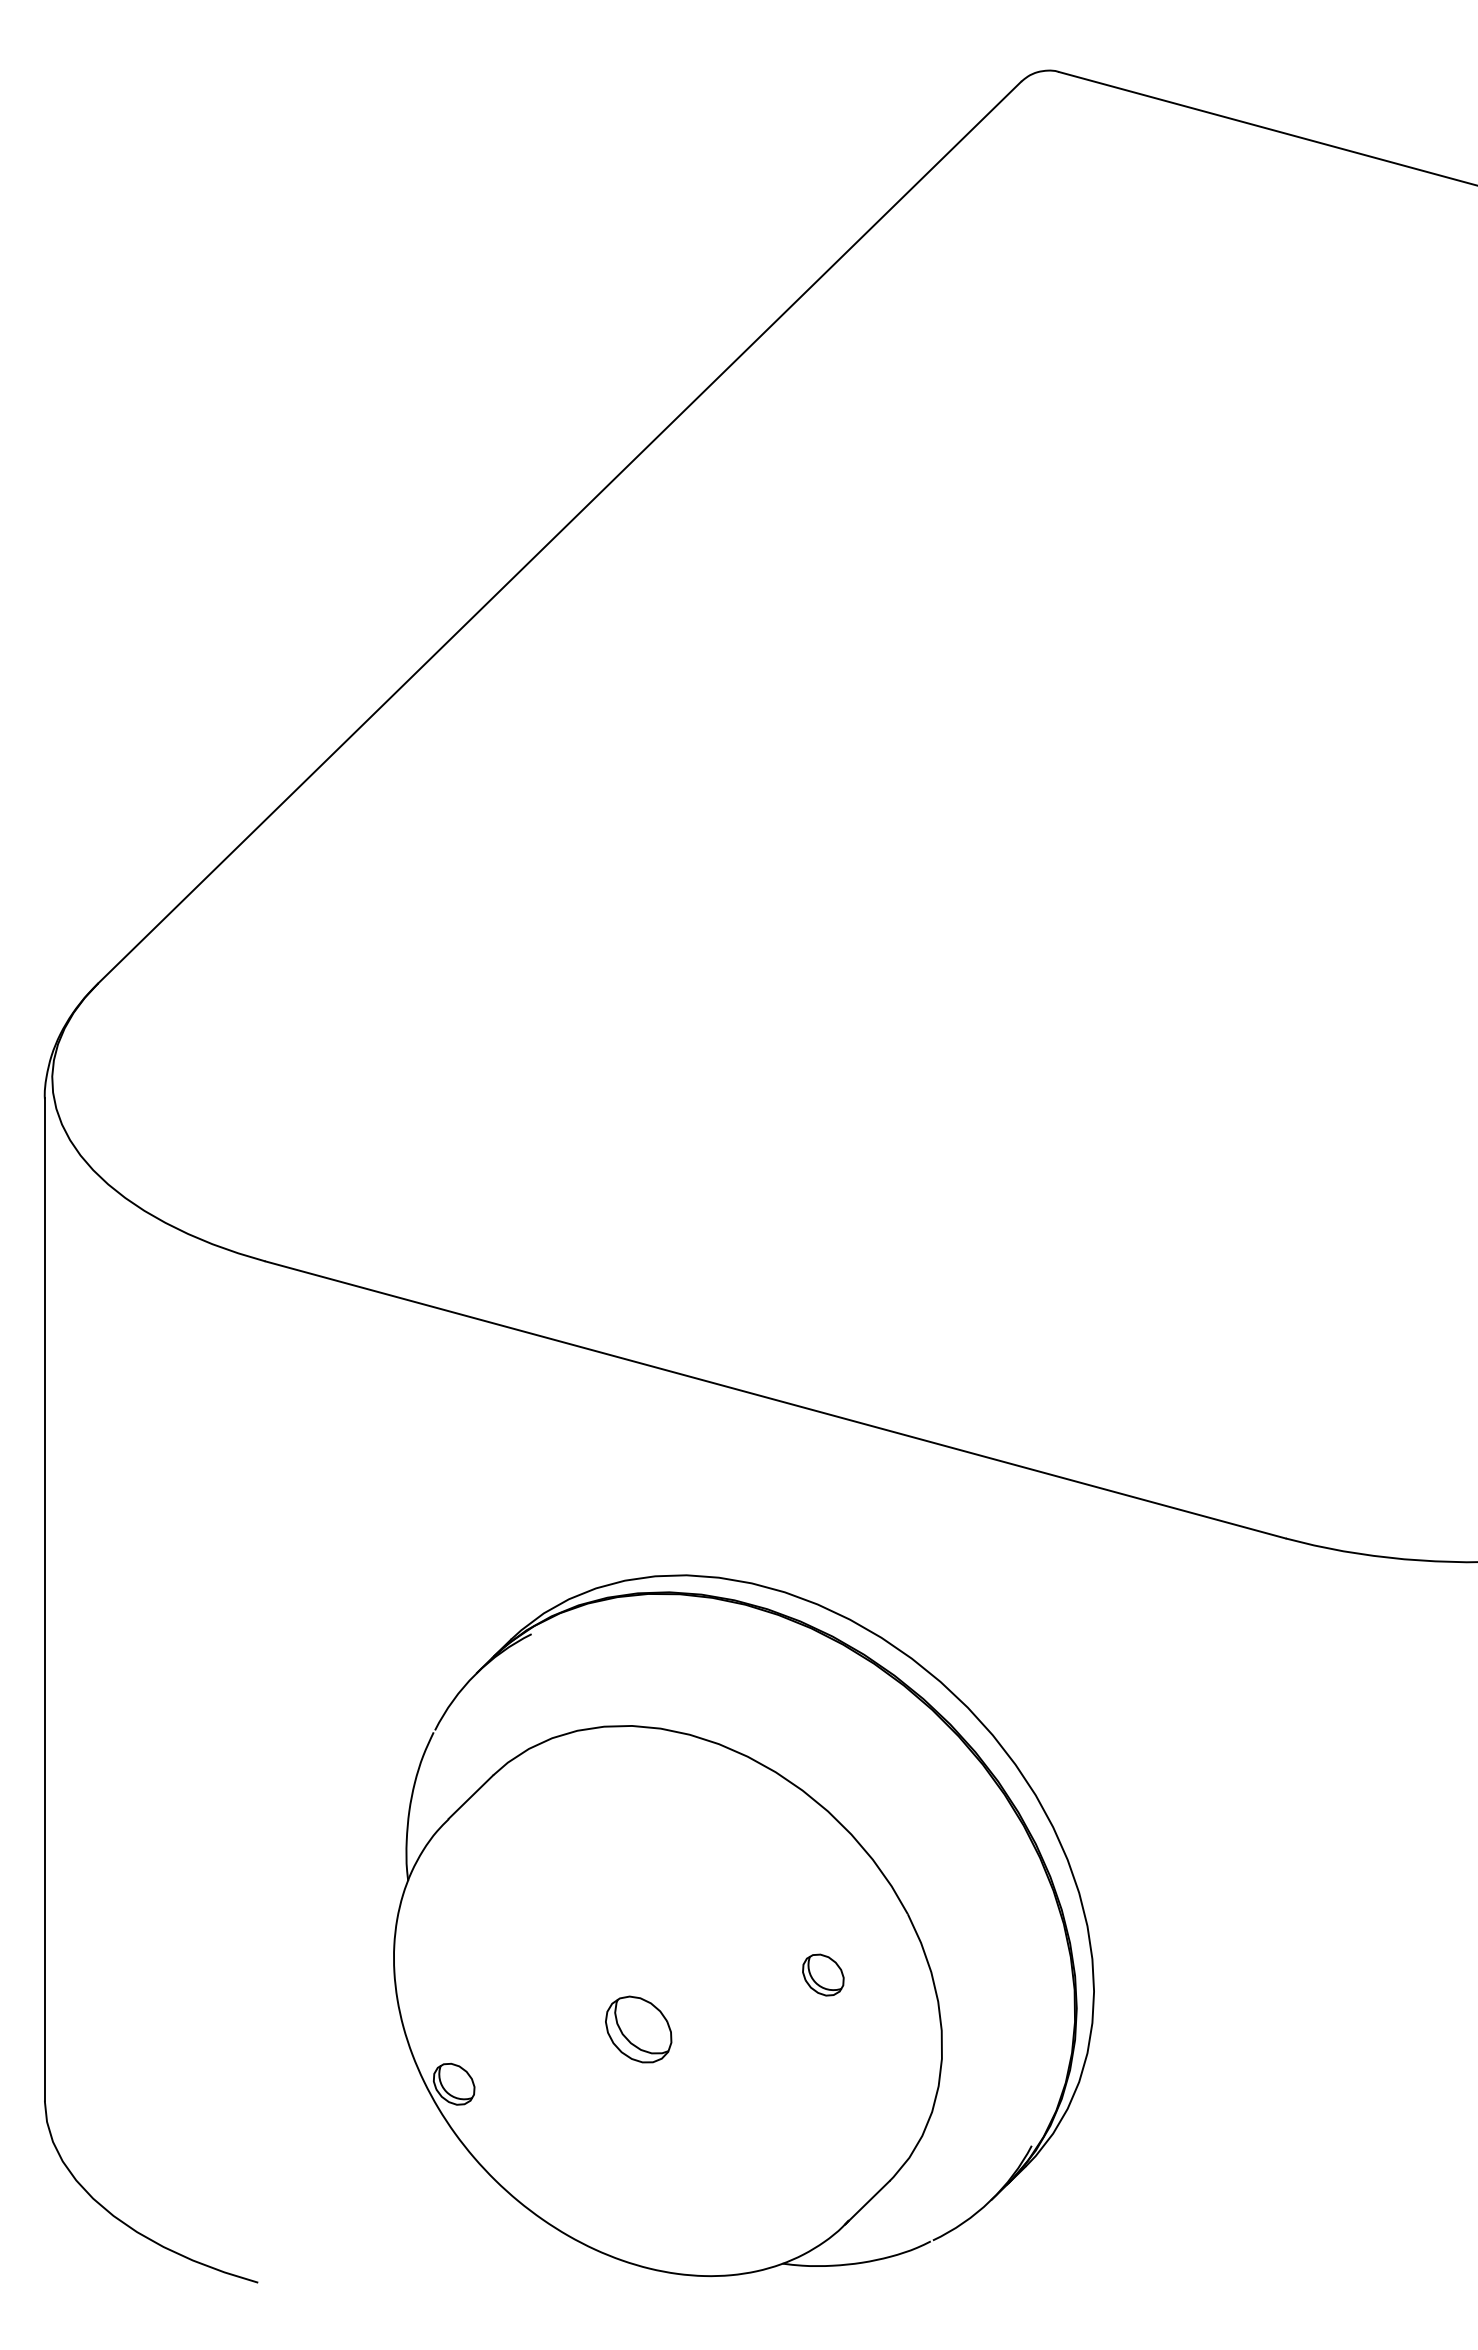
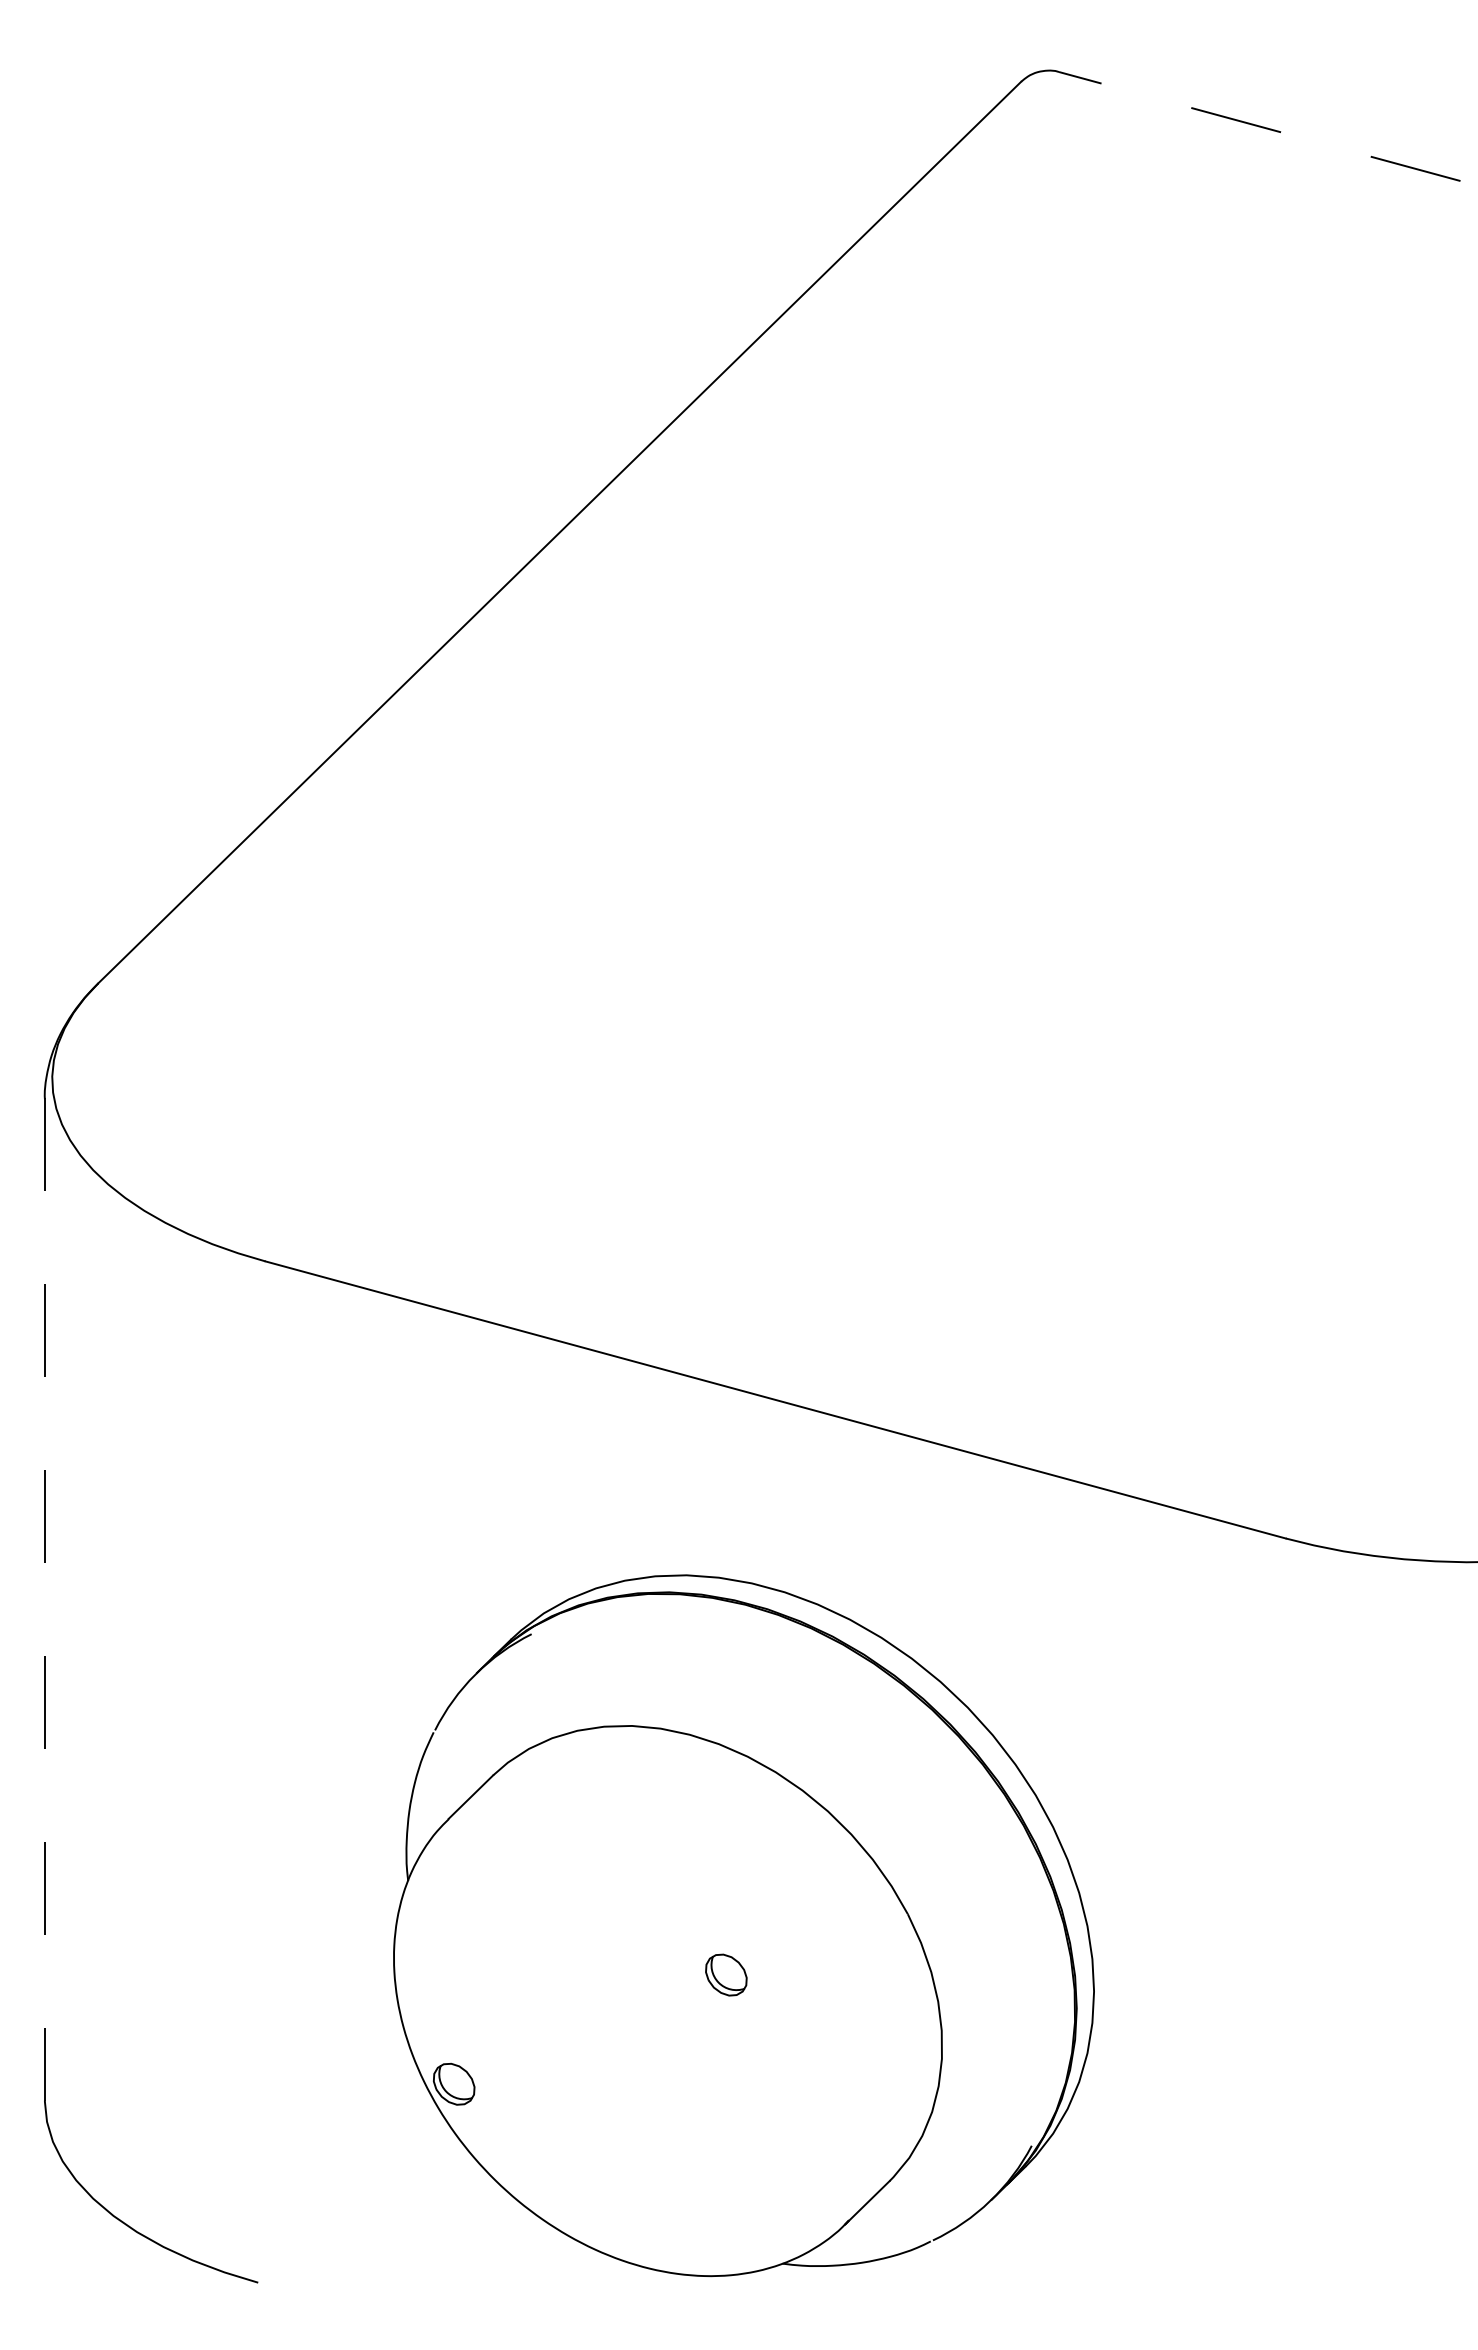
line: solid -> dashed (1268, 128)
line: solid -> dashed (44, 1599)
part position: (823, 1974) -> (726, 1974) (726, 1974)
part: present -> none (638, 2029)
